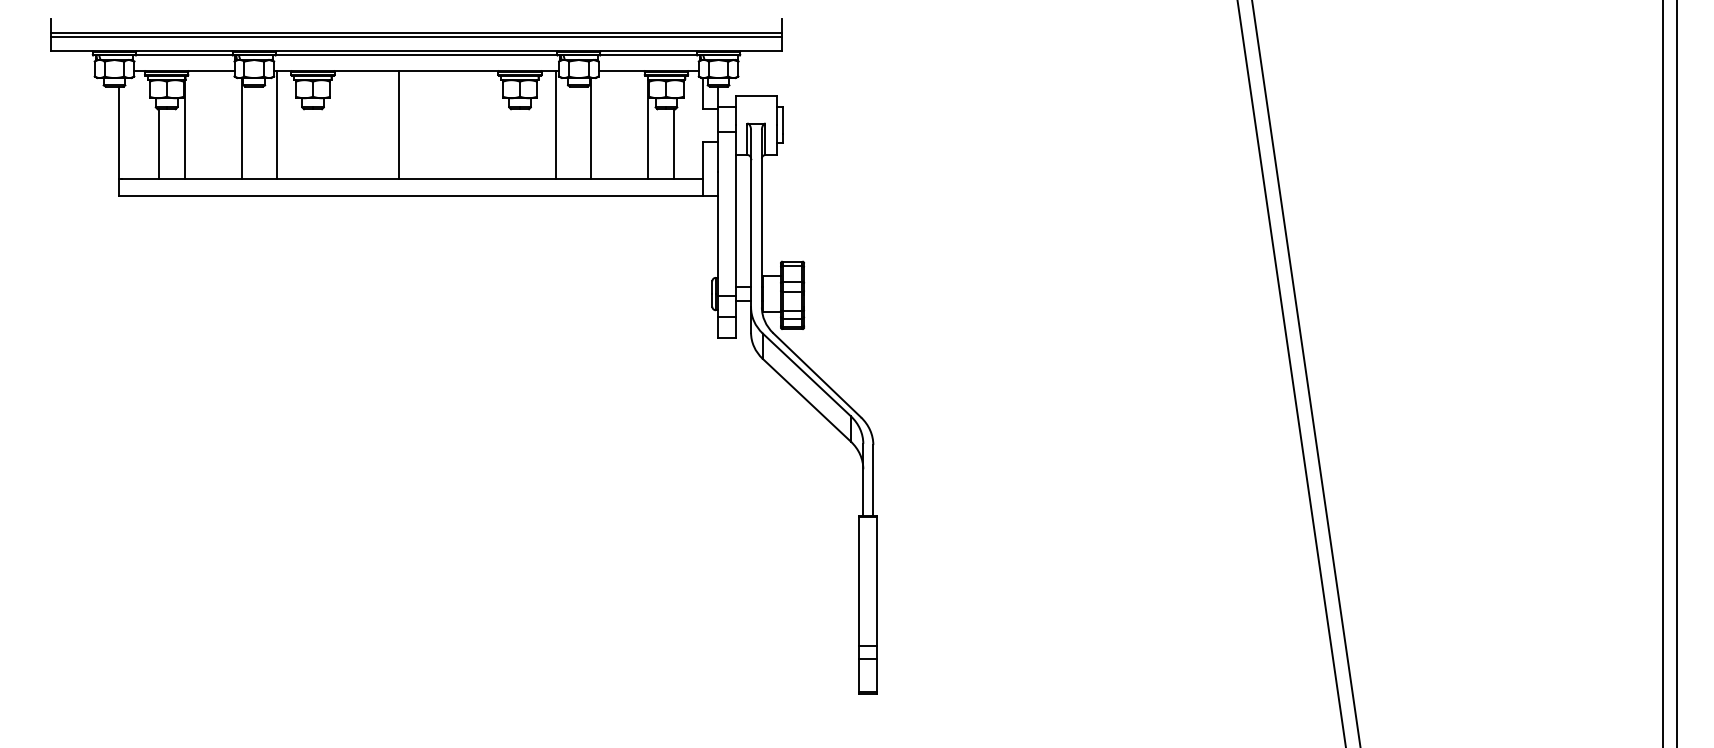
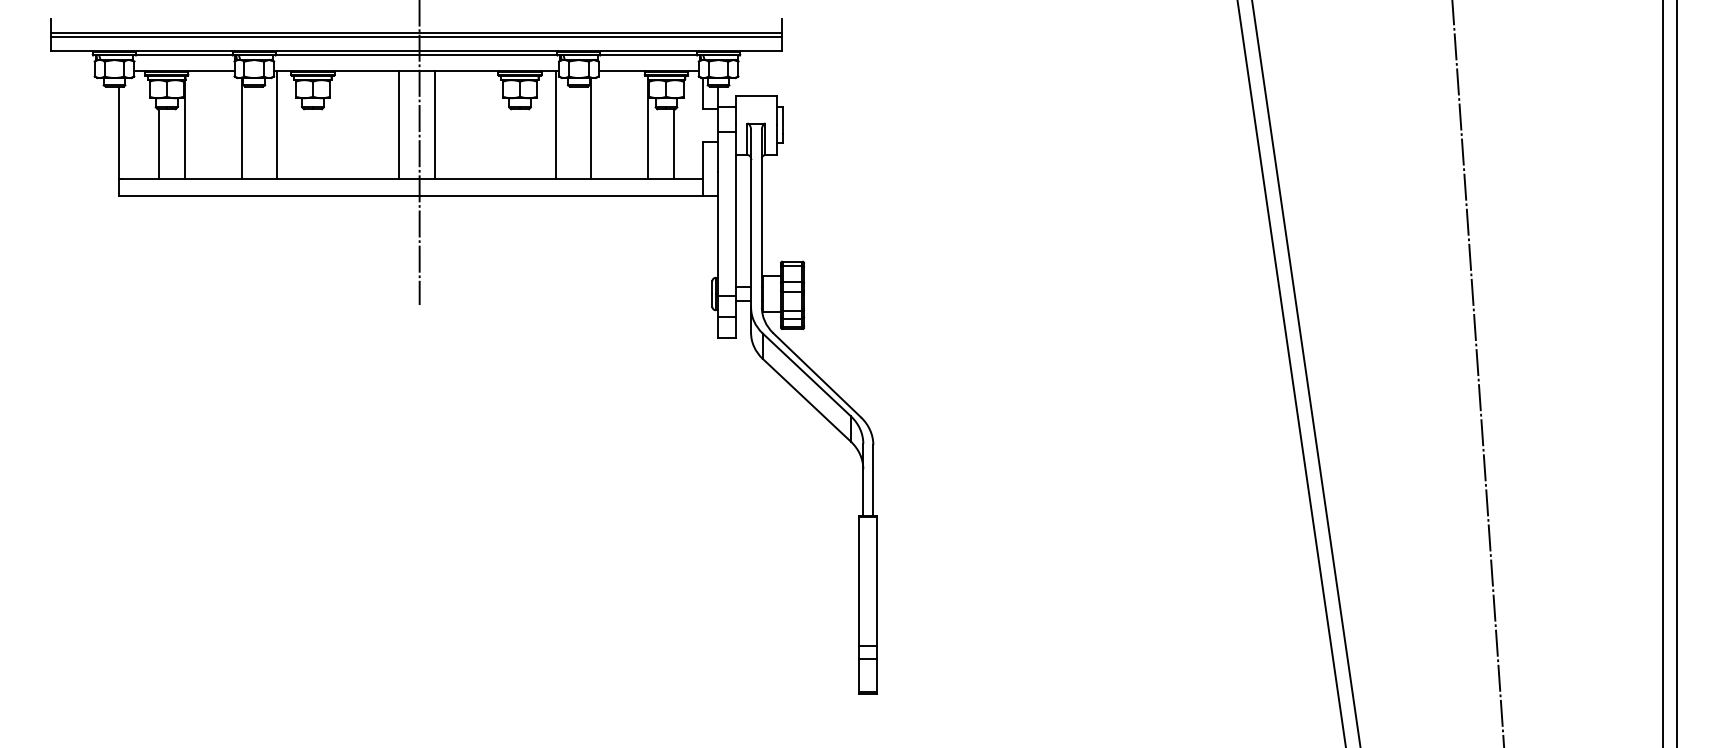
line: none -> present (434, 125)
line: none -> present (419, 153)
line: none -> present (1477, 373)
